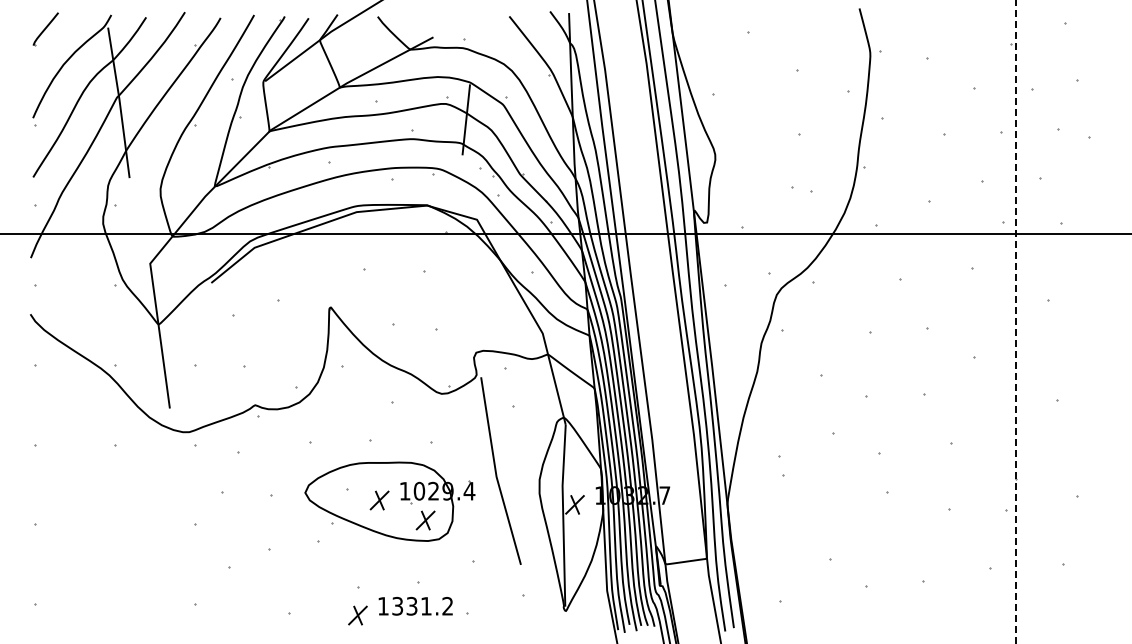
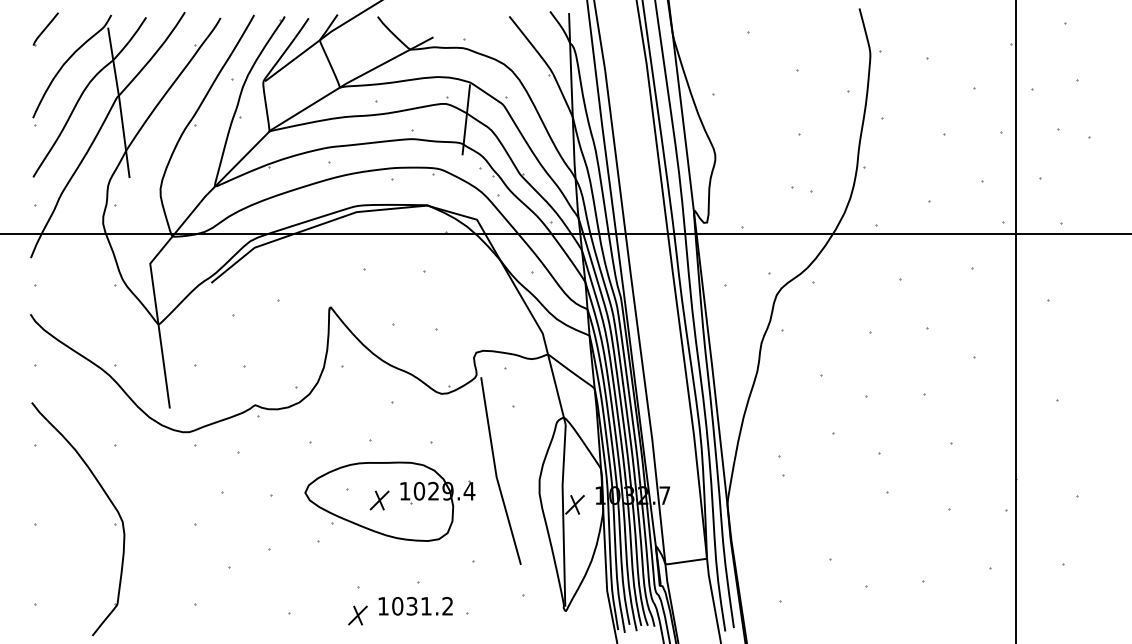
line: dashed -> solid (1015, 321)
part: none -> present (108, 499)
part: present -> none (425, 520)
text: 1331.2 -> 1031.2 (397, 606)
